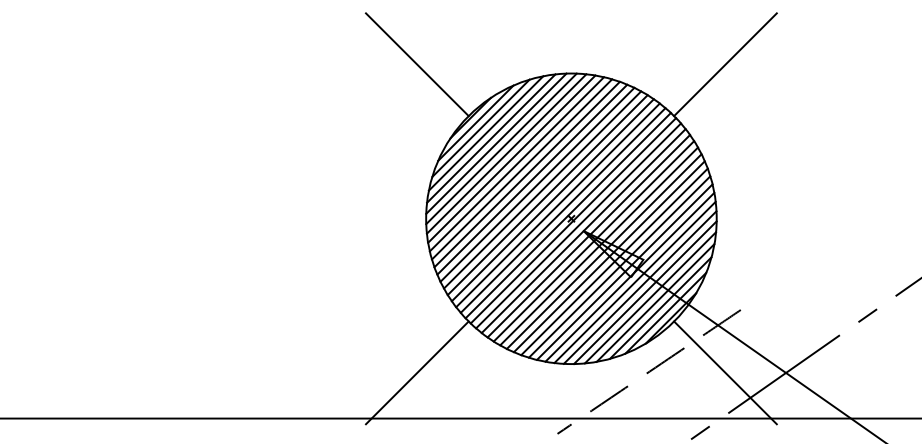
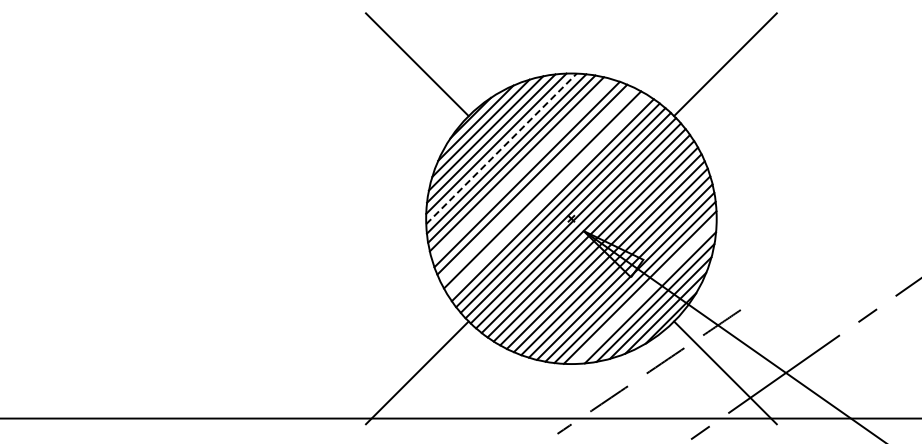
line: solid -> dashed (501, 148)
line: present -> none (521, 169)
line: present -> none (537, 184)
line: present -> none (547, 195)
line: present -> none (645, 292)
